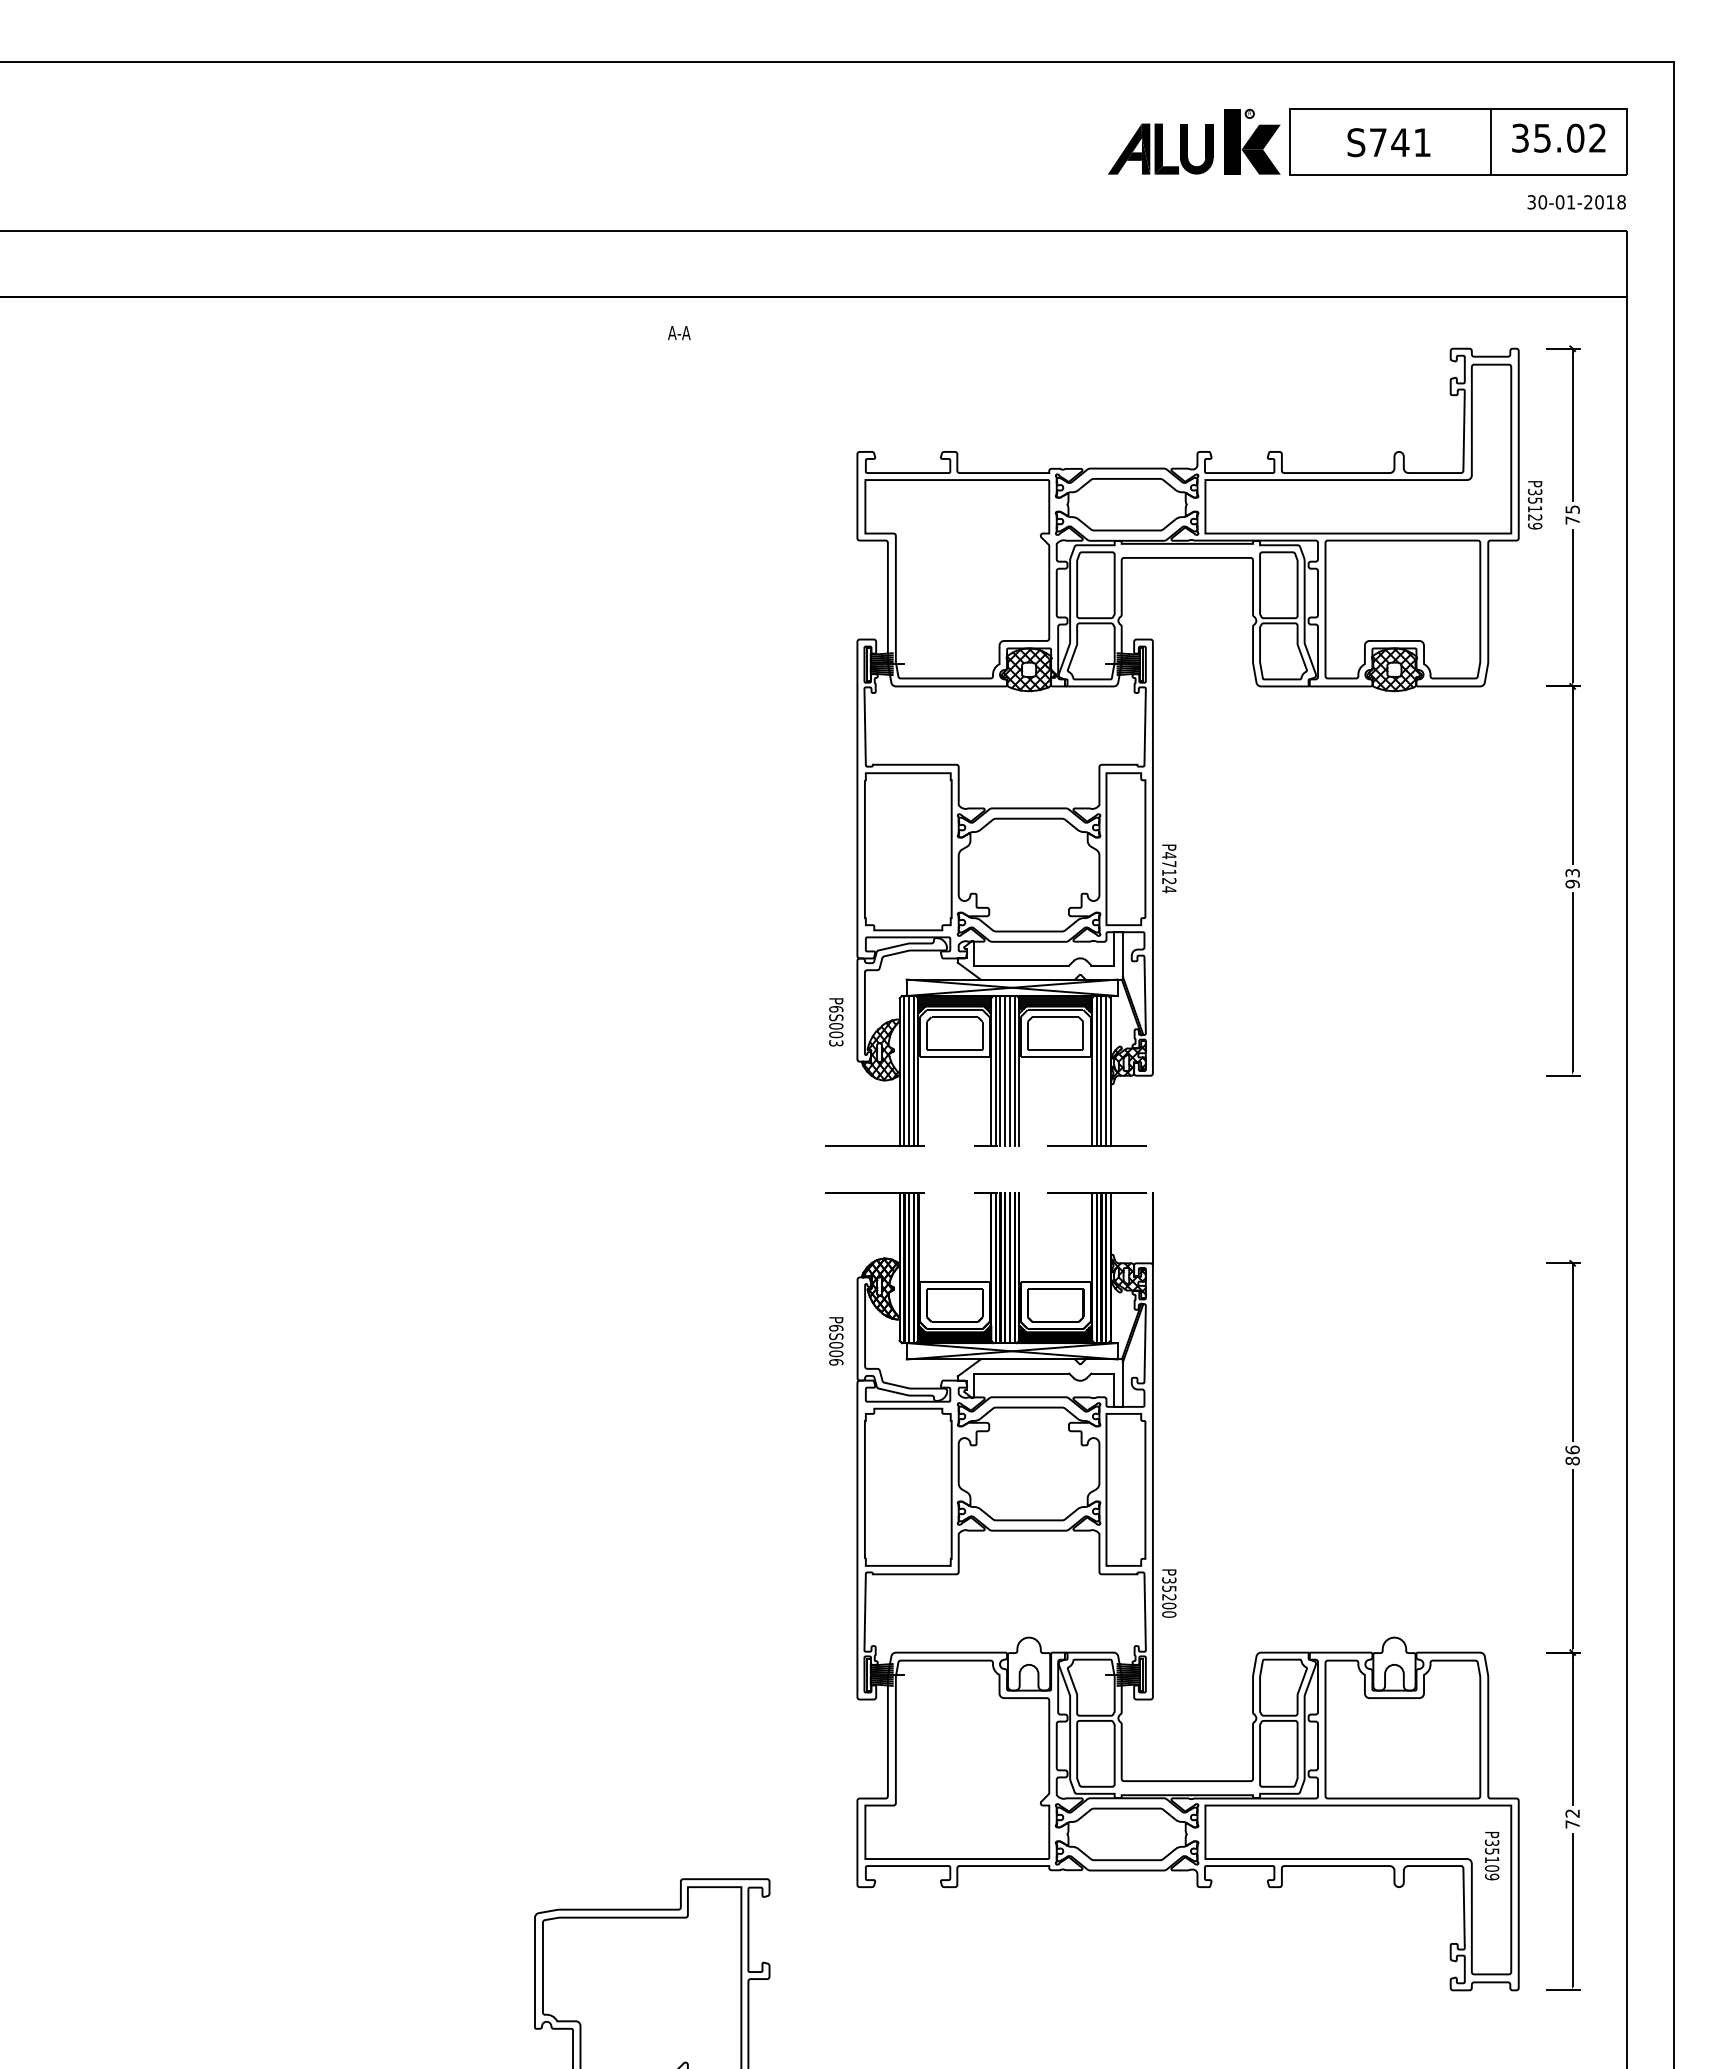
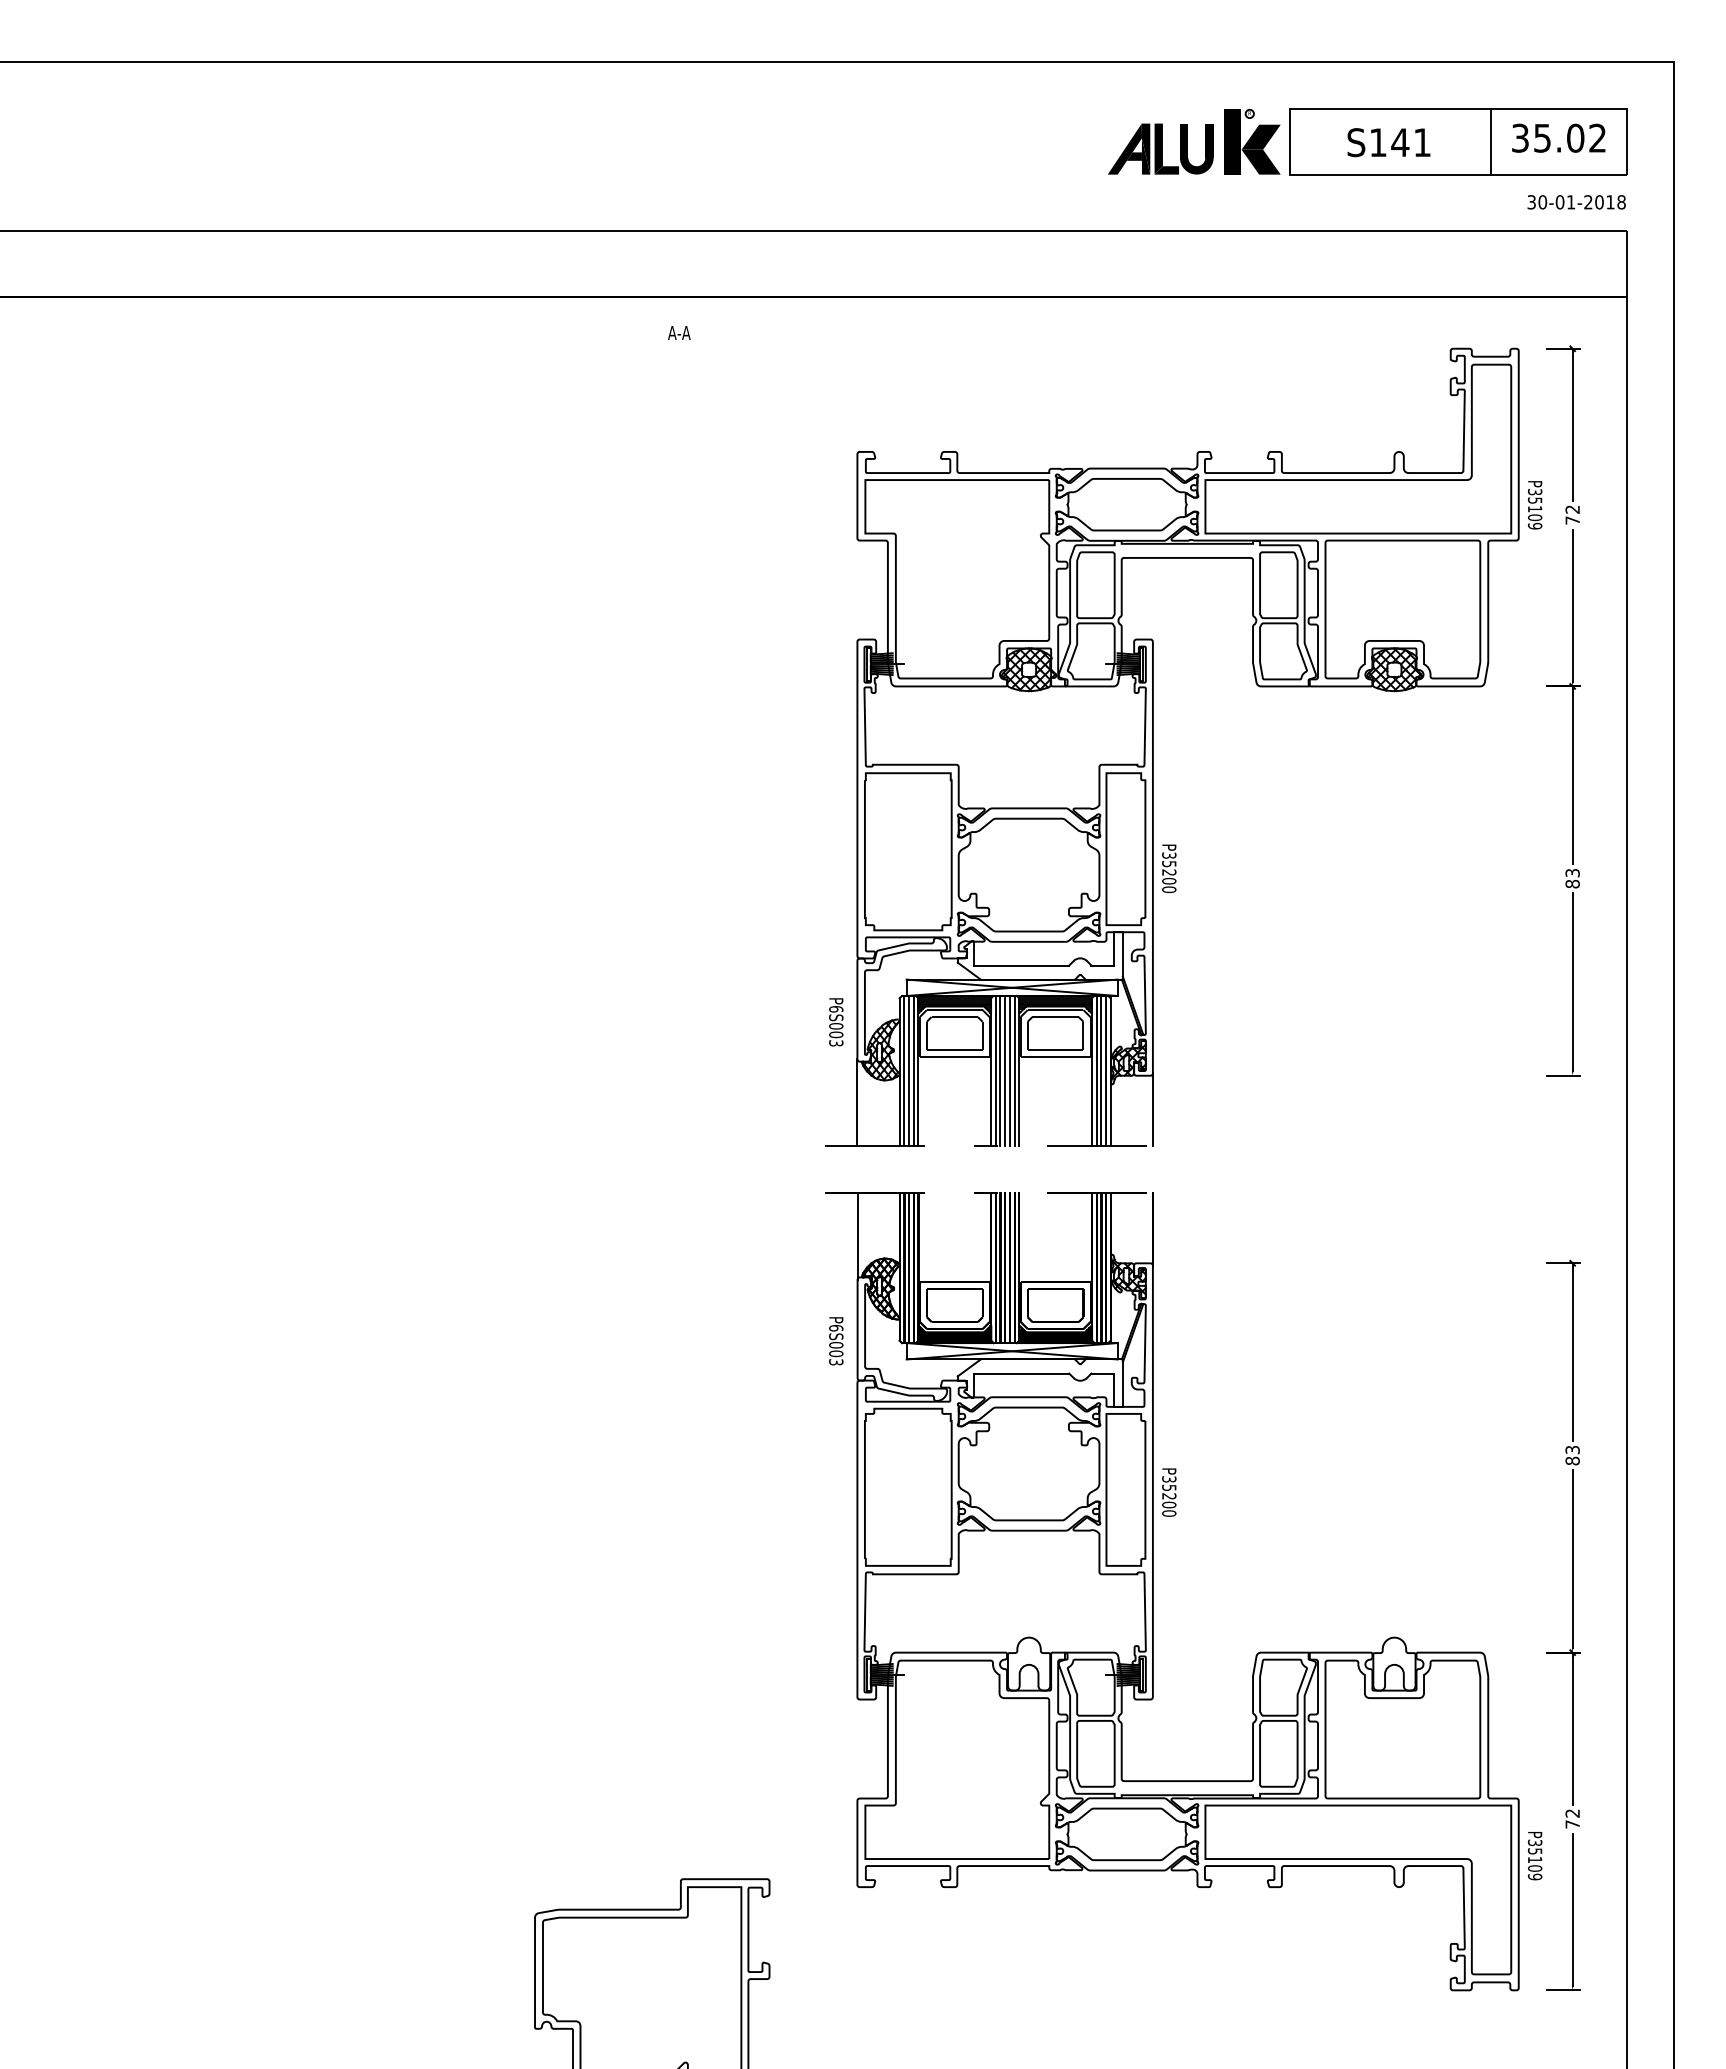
text: S741 -> S141 (1378, 142)
text: 75 -> 72 (1572, 509)
text: P35129 -> P35109 (1535, 517)
text: P47124 -> P35200 (1169, 872)
text: 93 -> 83 (1572, 883)
line: none -> present (857, 1102)
line: none -> present (1152, 1109)
line: none -> present (857, 1235)
text: P6S006 -> P6S003 (836, 1362)
text: 86 -> 83 (1572, 1449)
text position: (1169, 1593) -> (1169, 1492) (1169, 1492)
text position: (1492, 1856) -> (1535, 1856) (1535, 1856)
